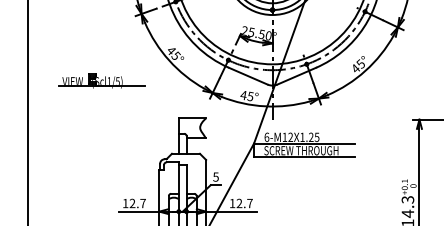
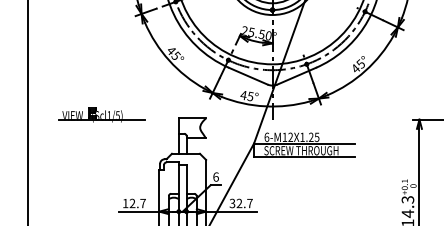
part position: (101, 80) -> (101, 114) (101, 114)
text: 5 -> 6 (215, 176)
text: 12.7 -> 32.7 (232, 203)
